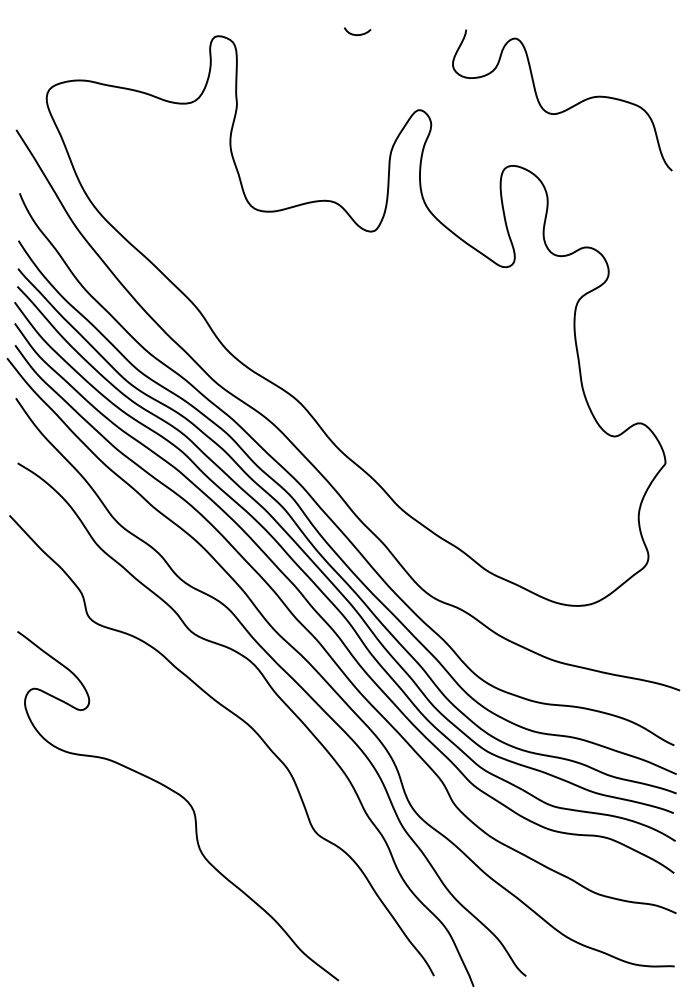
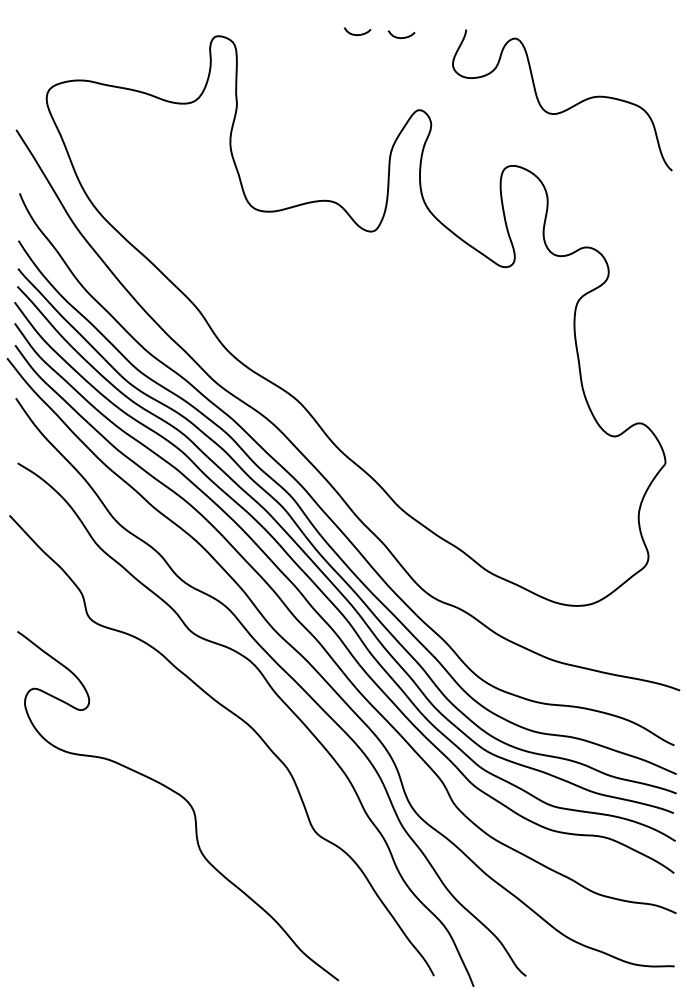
curve: none -> present (401, 37)
